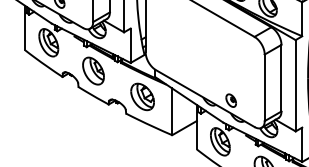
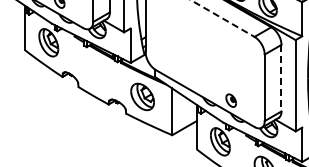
line: solid -> dashed (223, 18)
part: present -> none (93, 70)
line: solid -> dashed (281, 78)
